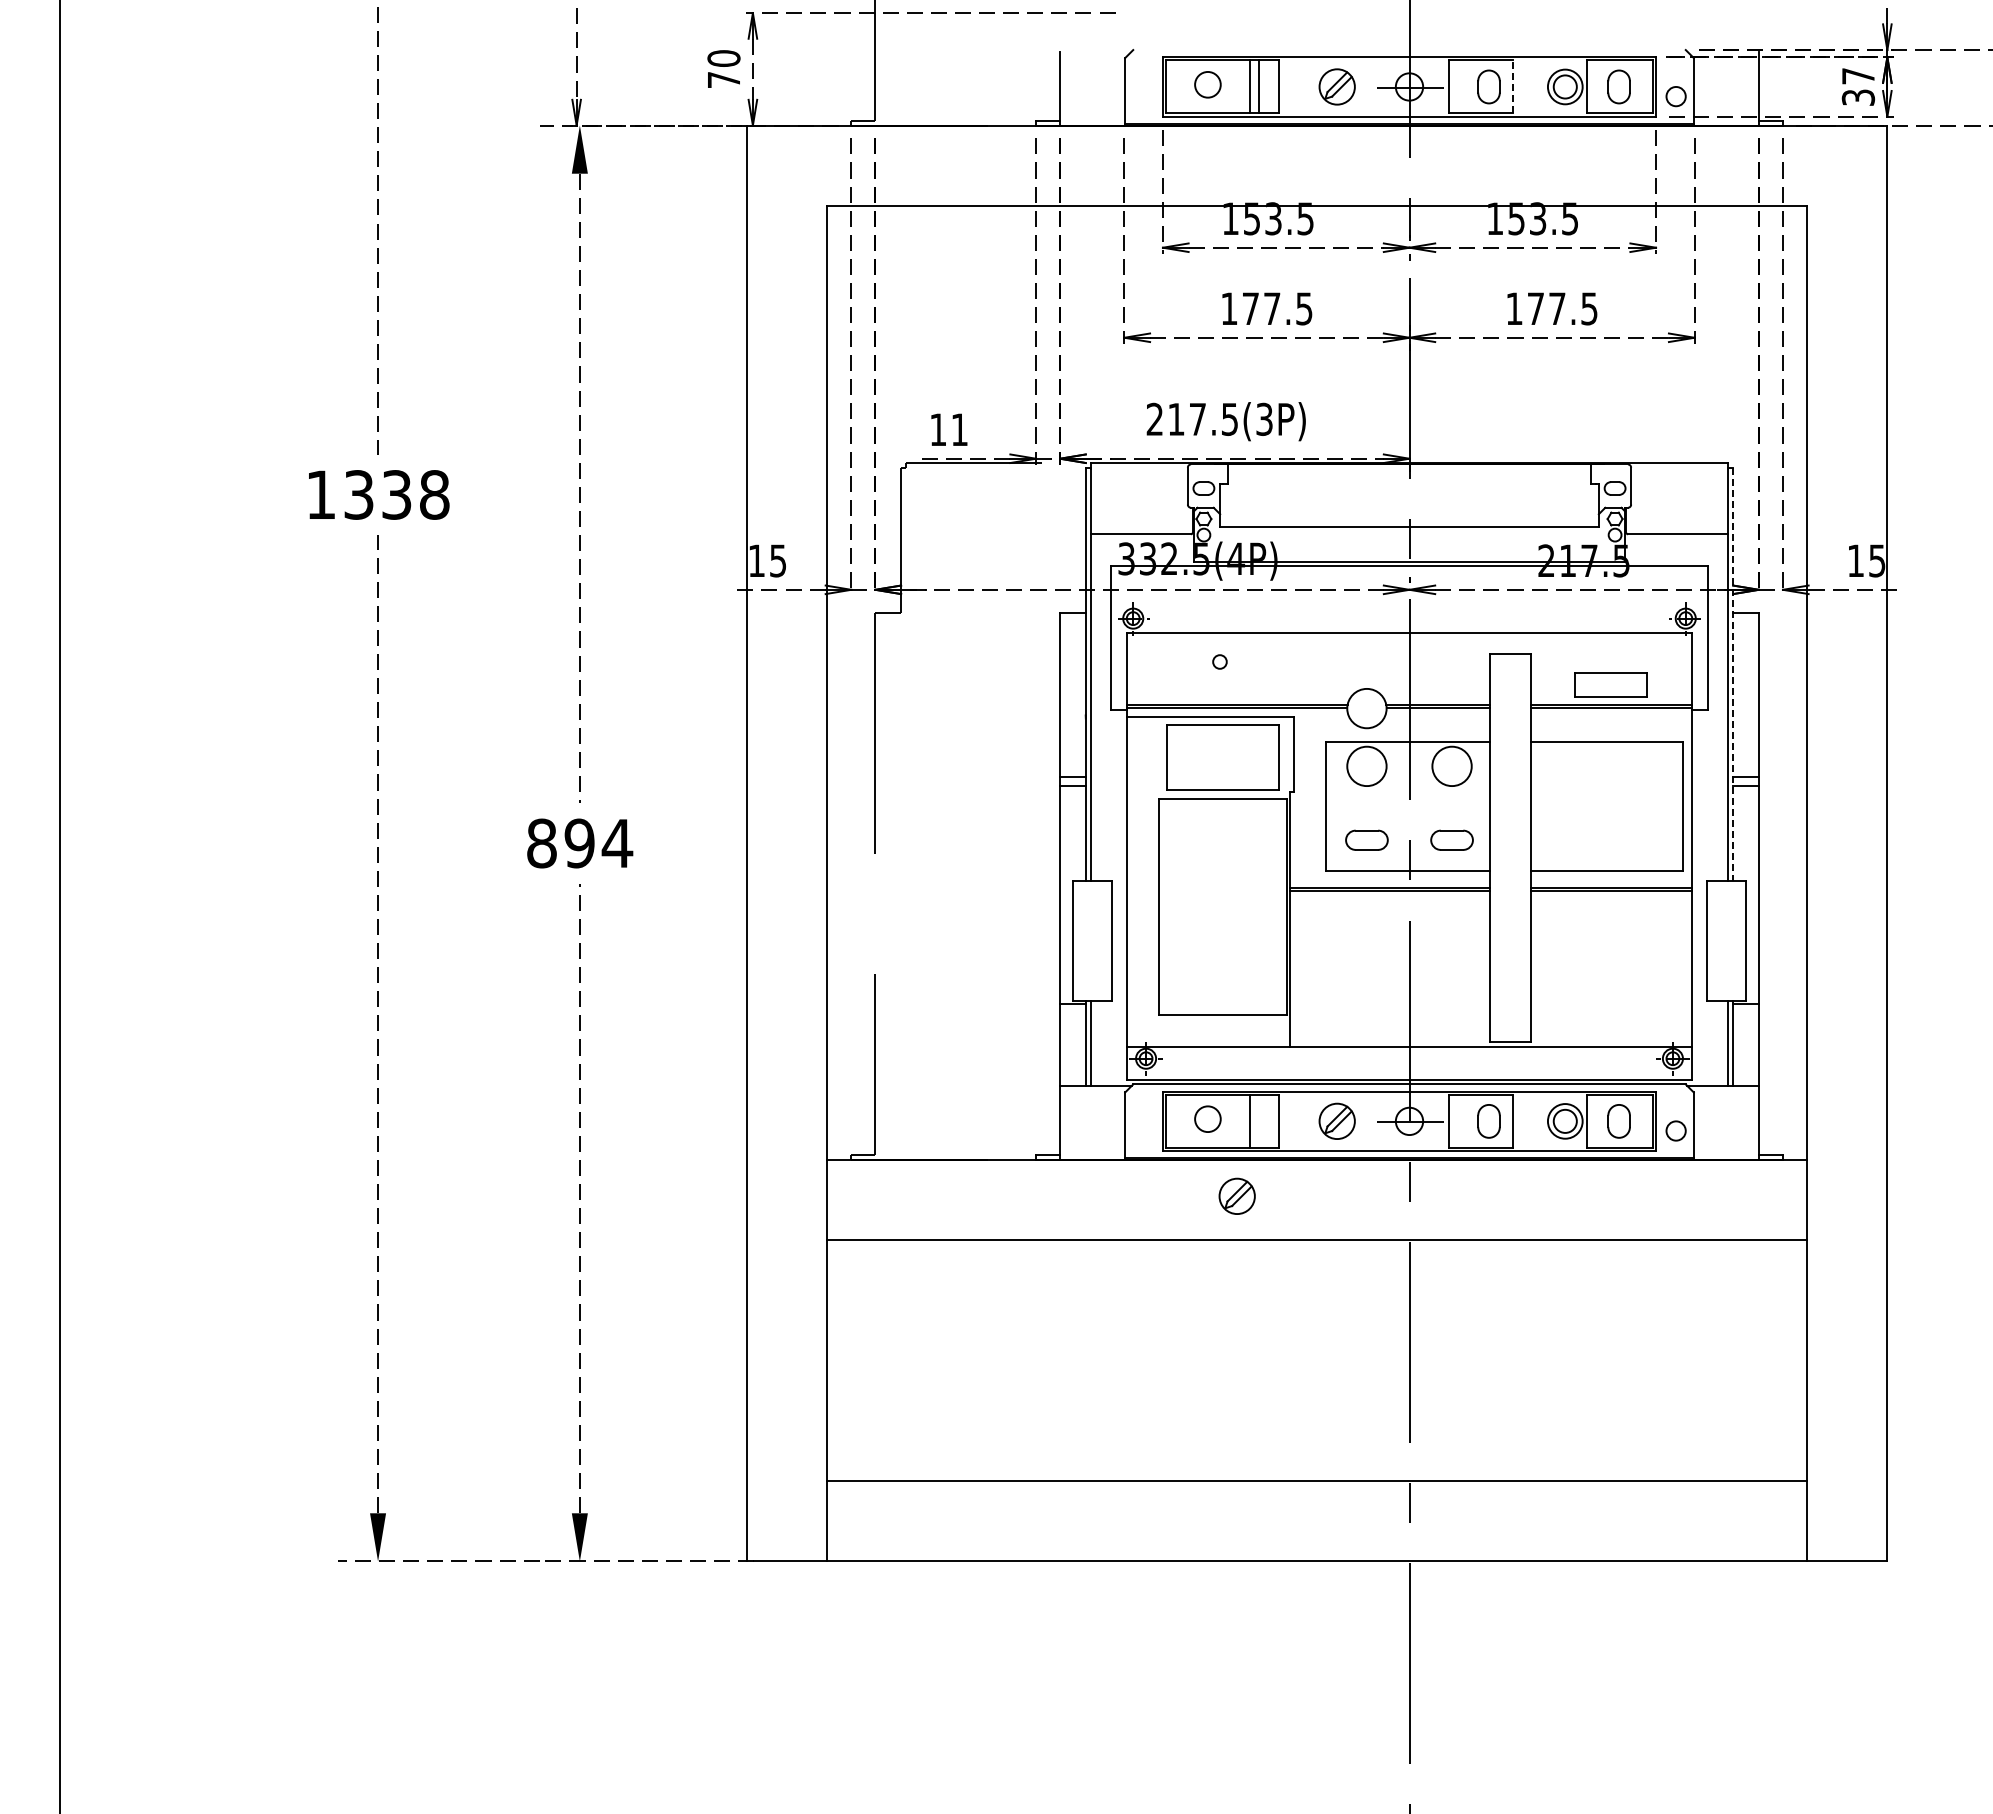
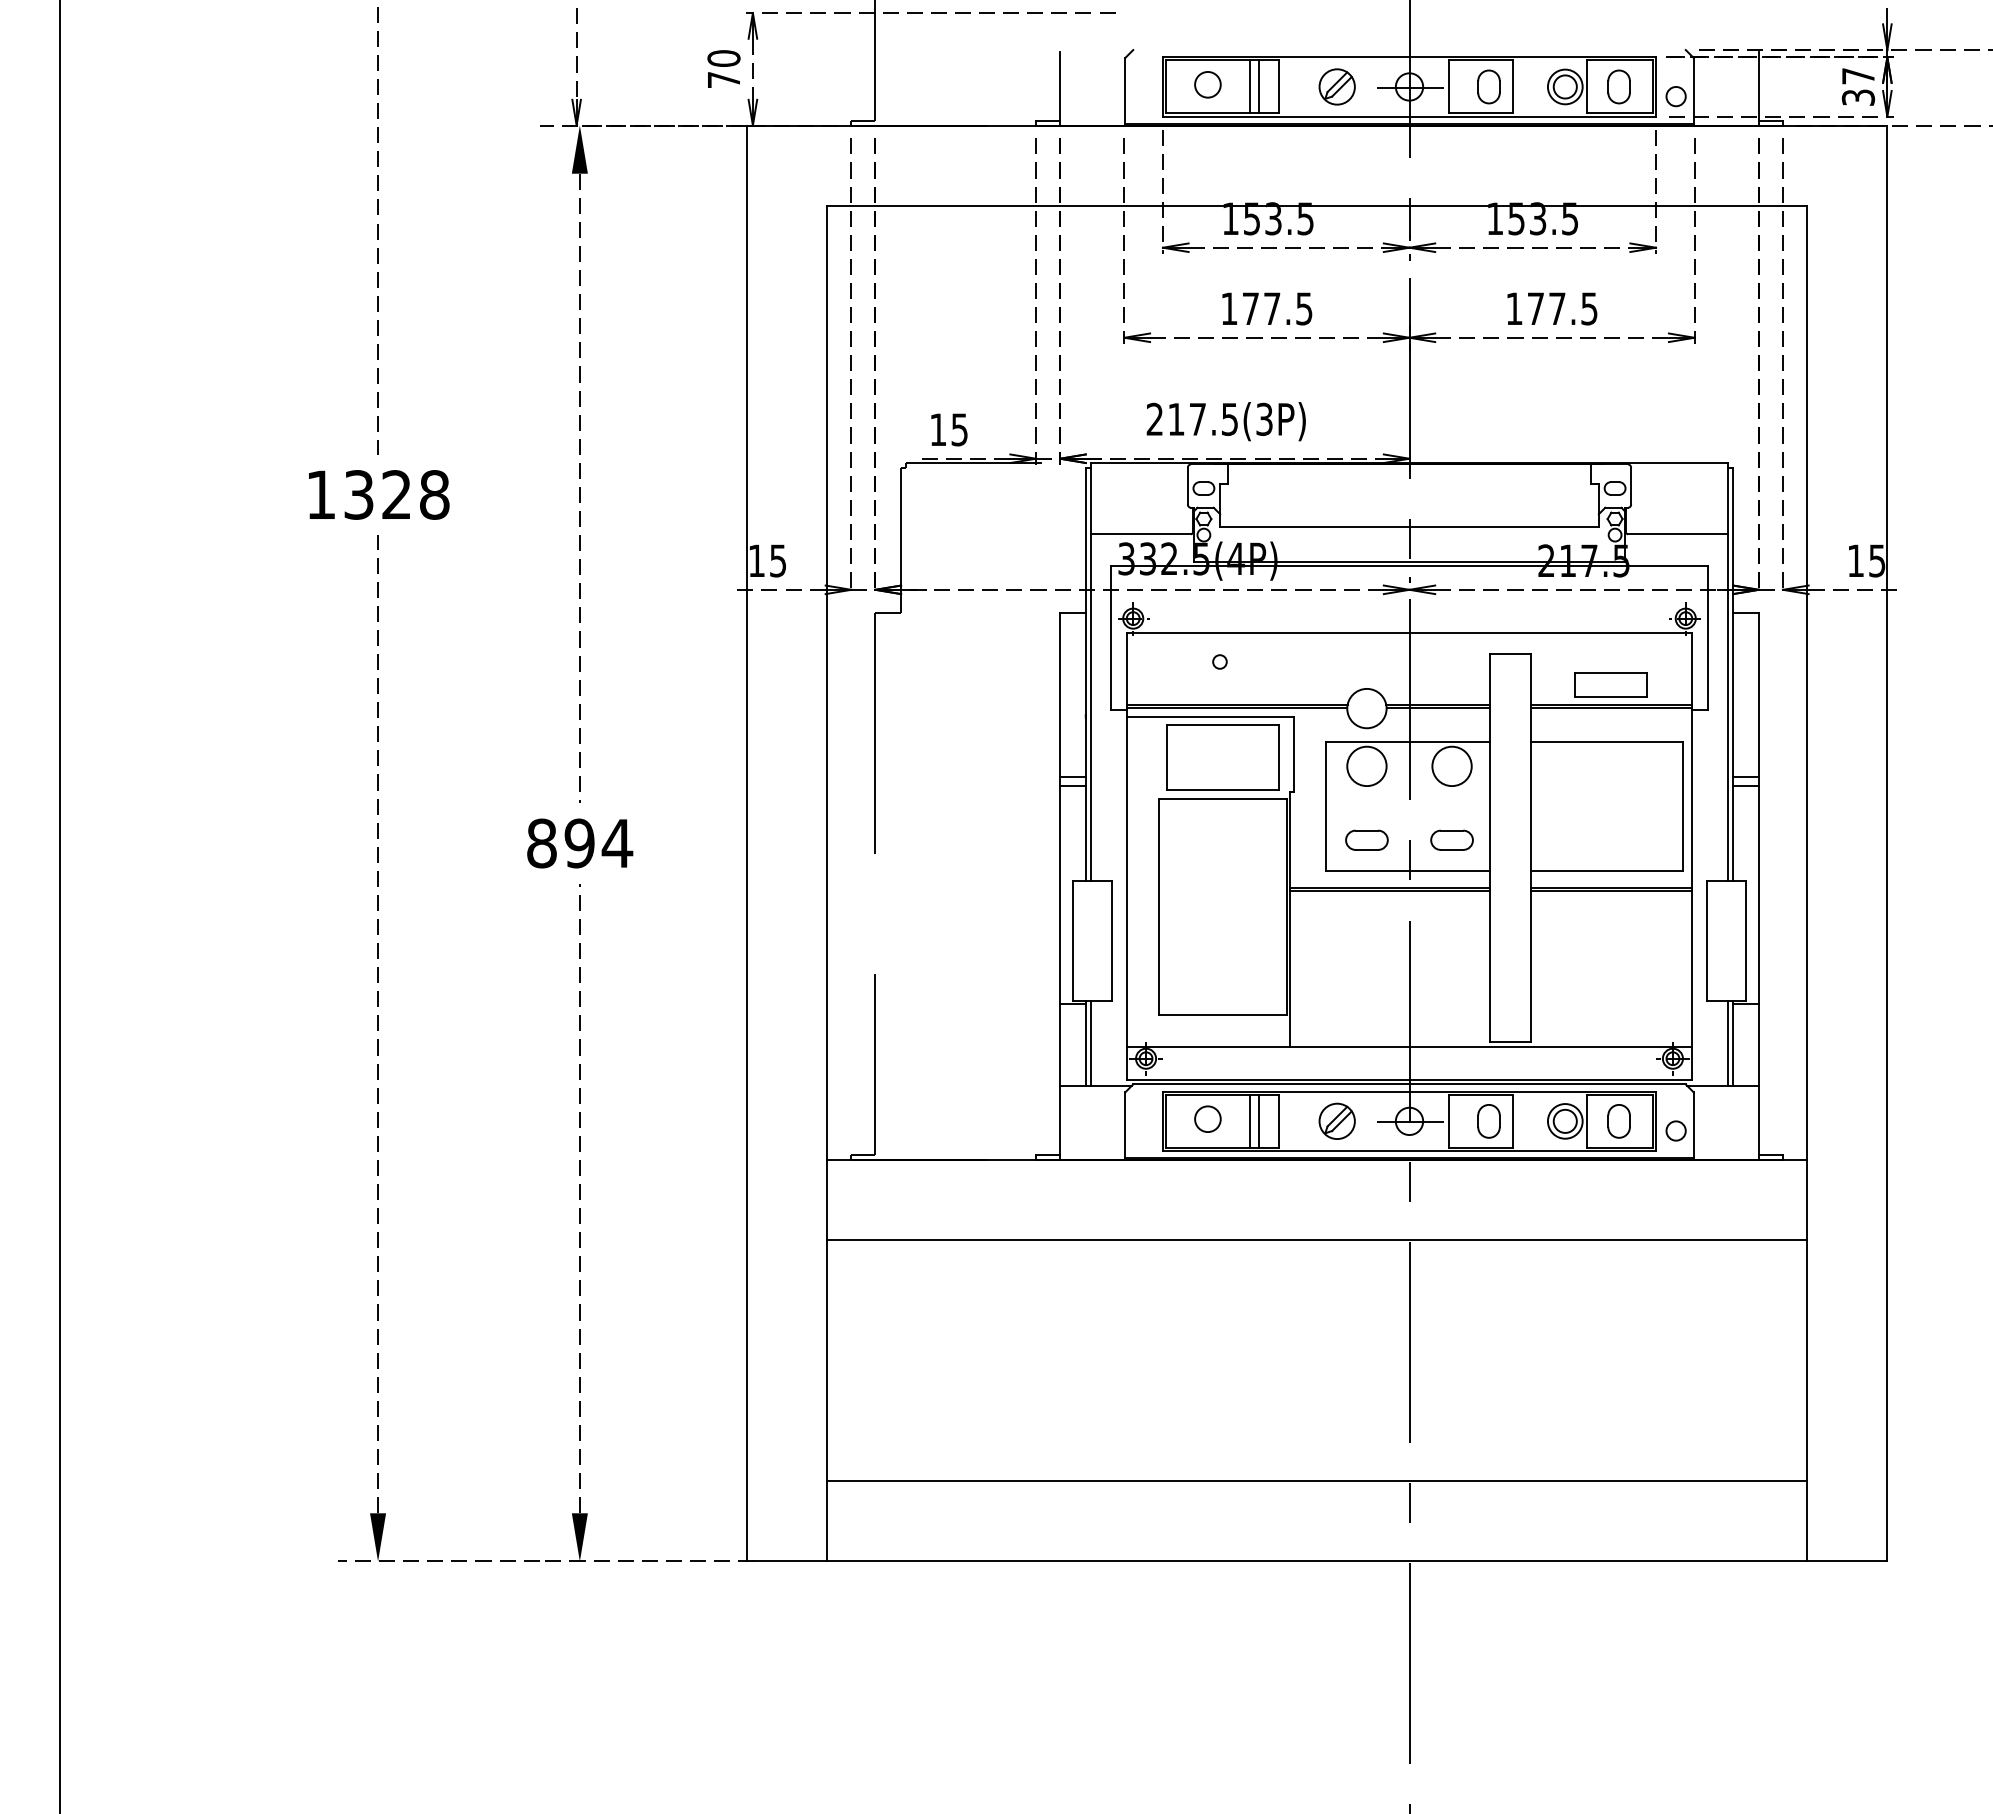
line: dashed -> solid (1513, 86)
text: 11 -> 15 (959, 429)
text: 1338 -> 1328 (396, 494)
line: dashed -> solid (1733, 675)
line: none -> present (1258, 1120)
part: present -> none (1236, 1195)
